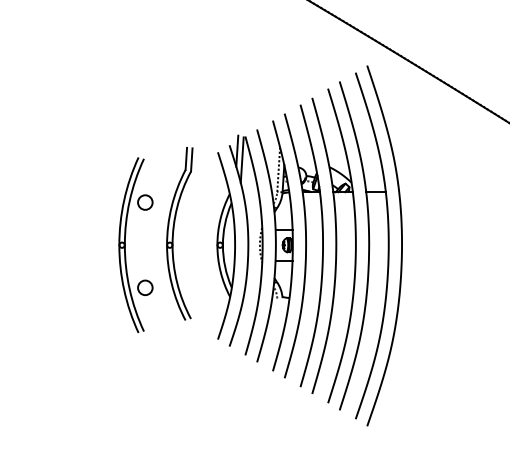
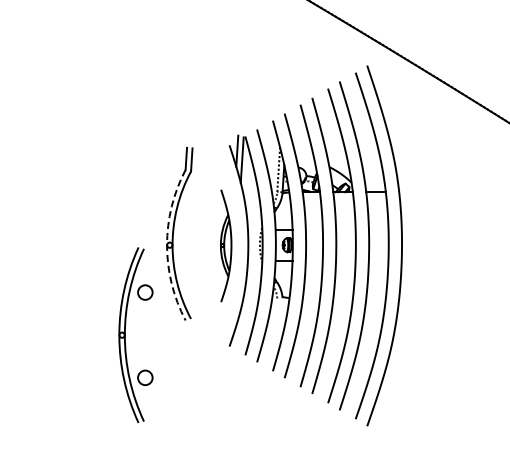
part position: (125, 244) -> (125, 334) (125, 334)
arc: solid -> dashed (167, 245)
part size: 20x188 px -> 13x114 px (226, 245)
